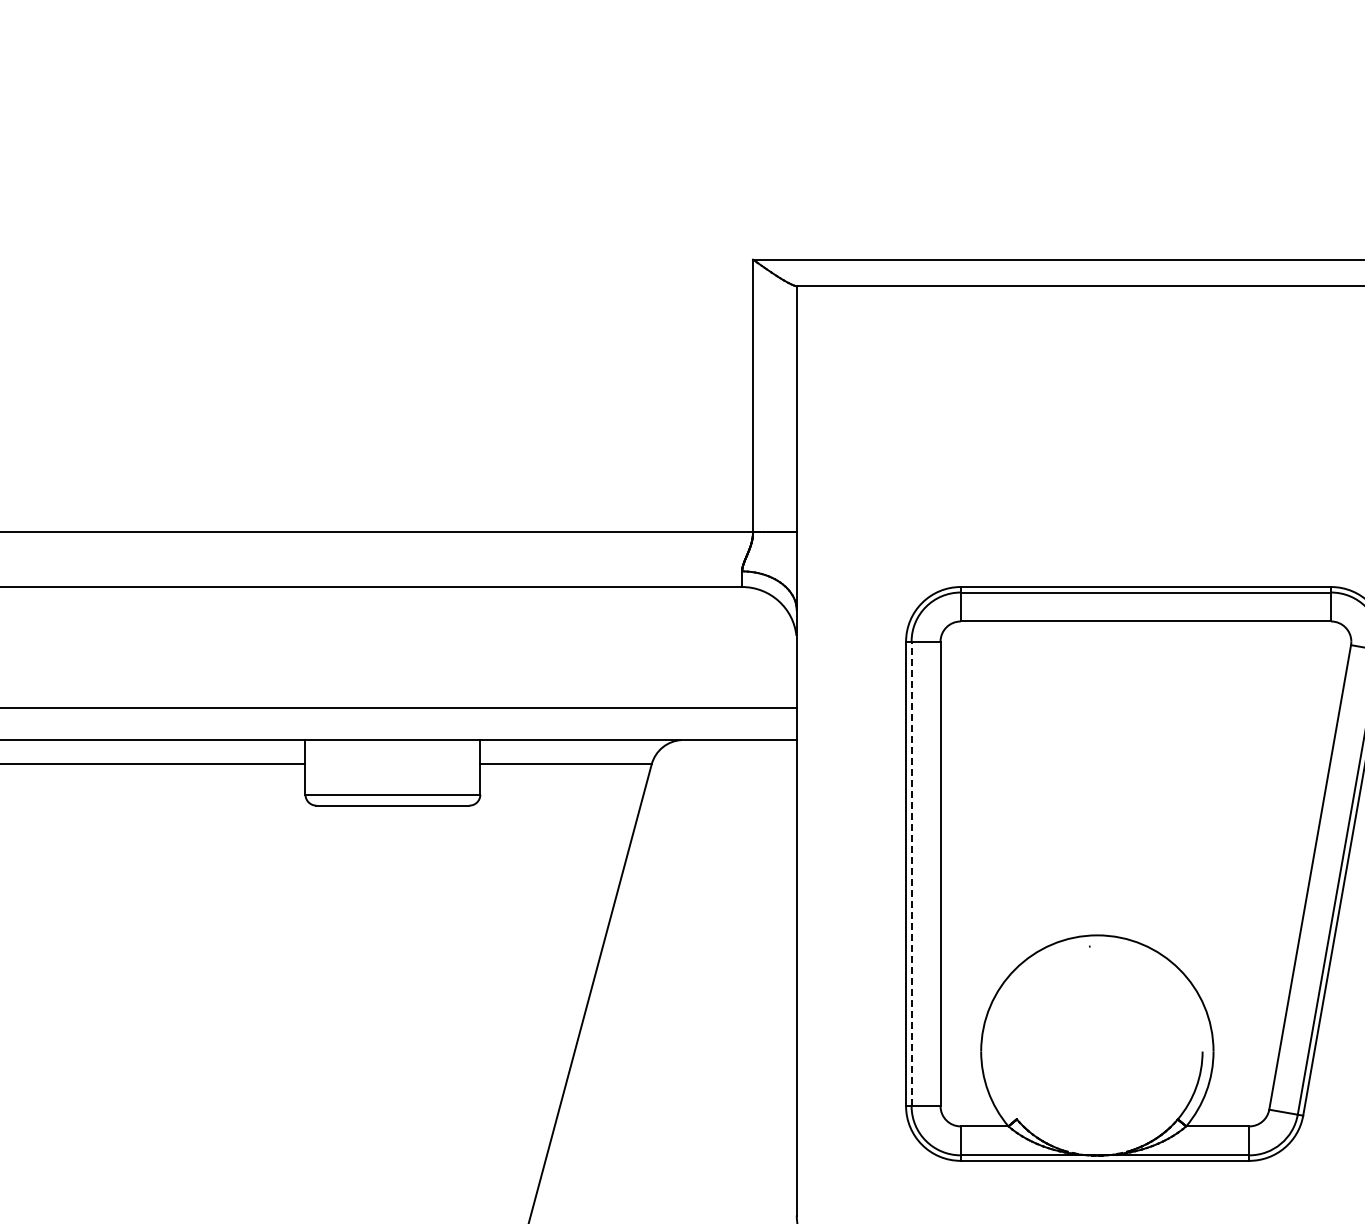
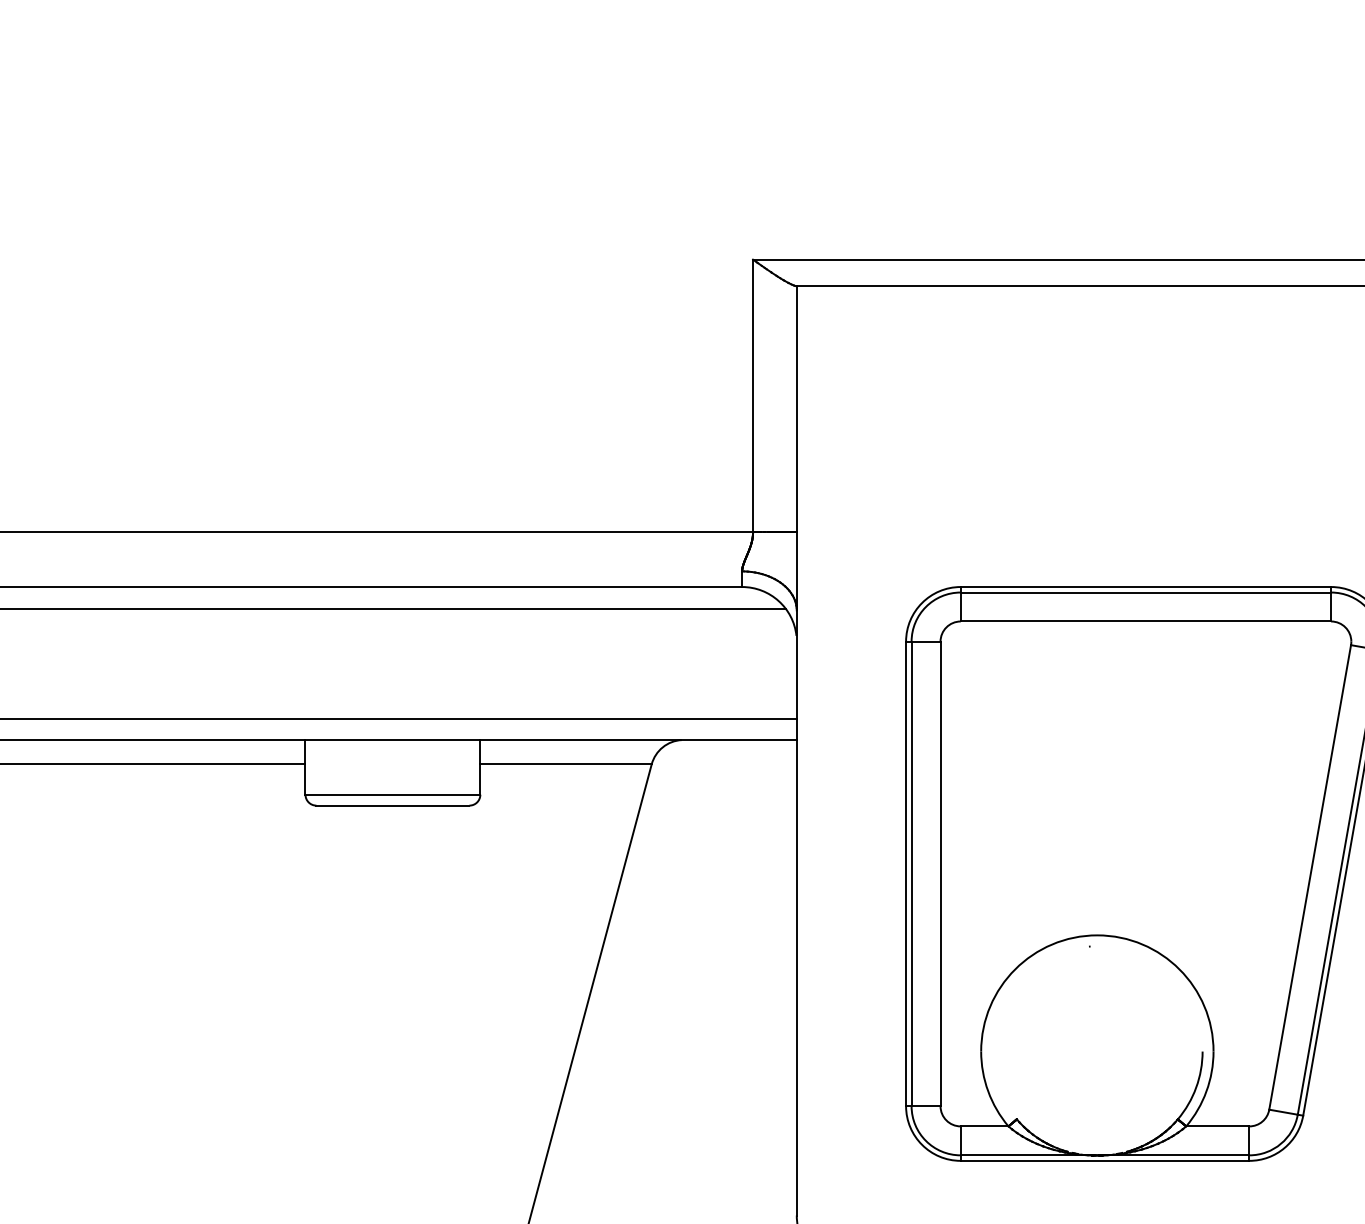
line: none -> present (393, 608)
line position: (399, 707) -> (399, 718) (399, 718)
line: dashed -> solid (911, 873)
